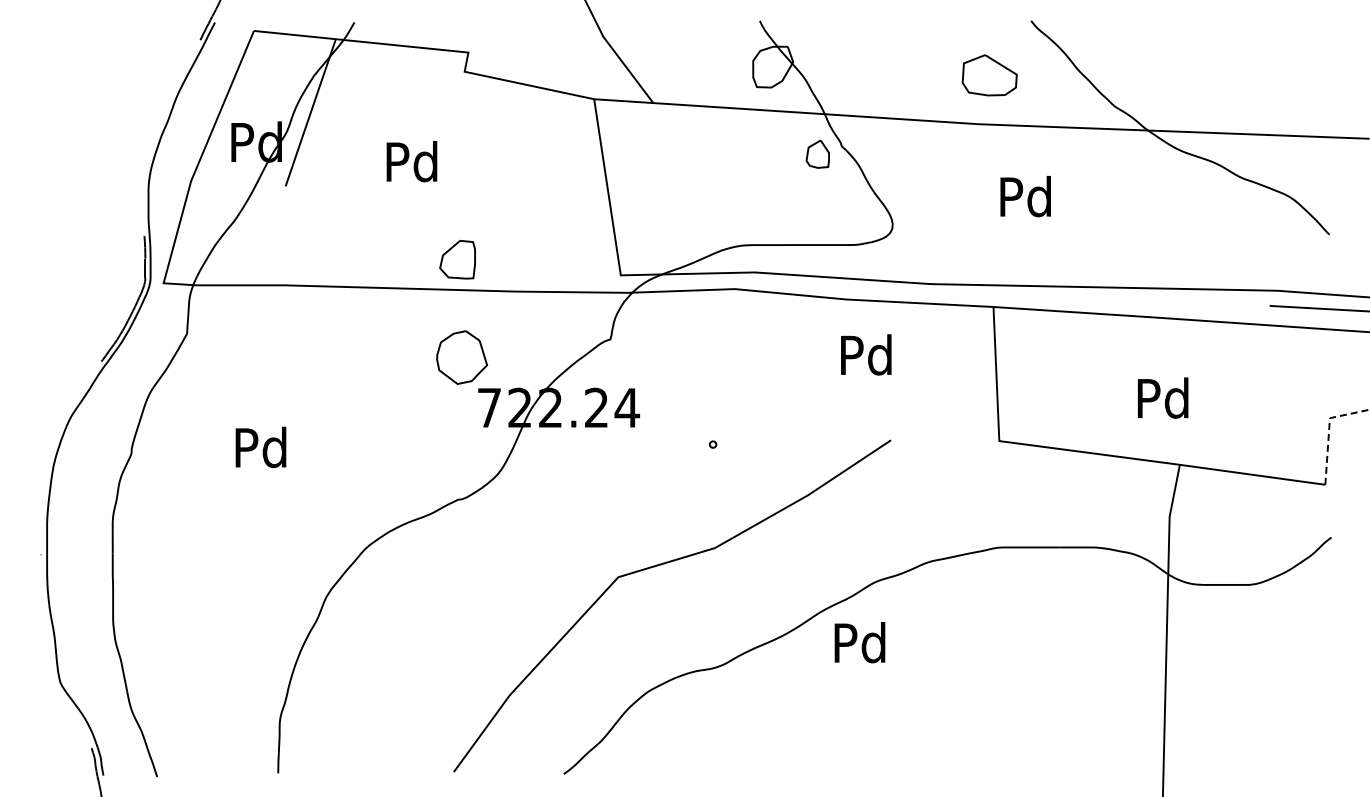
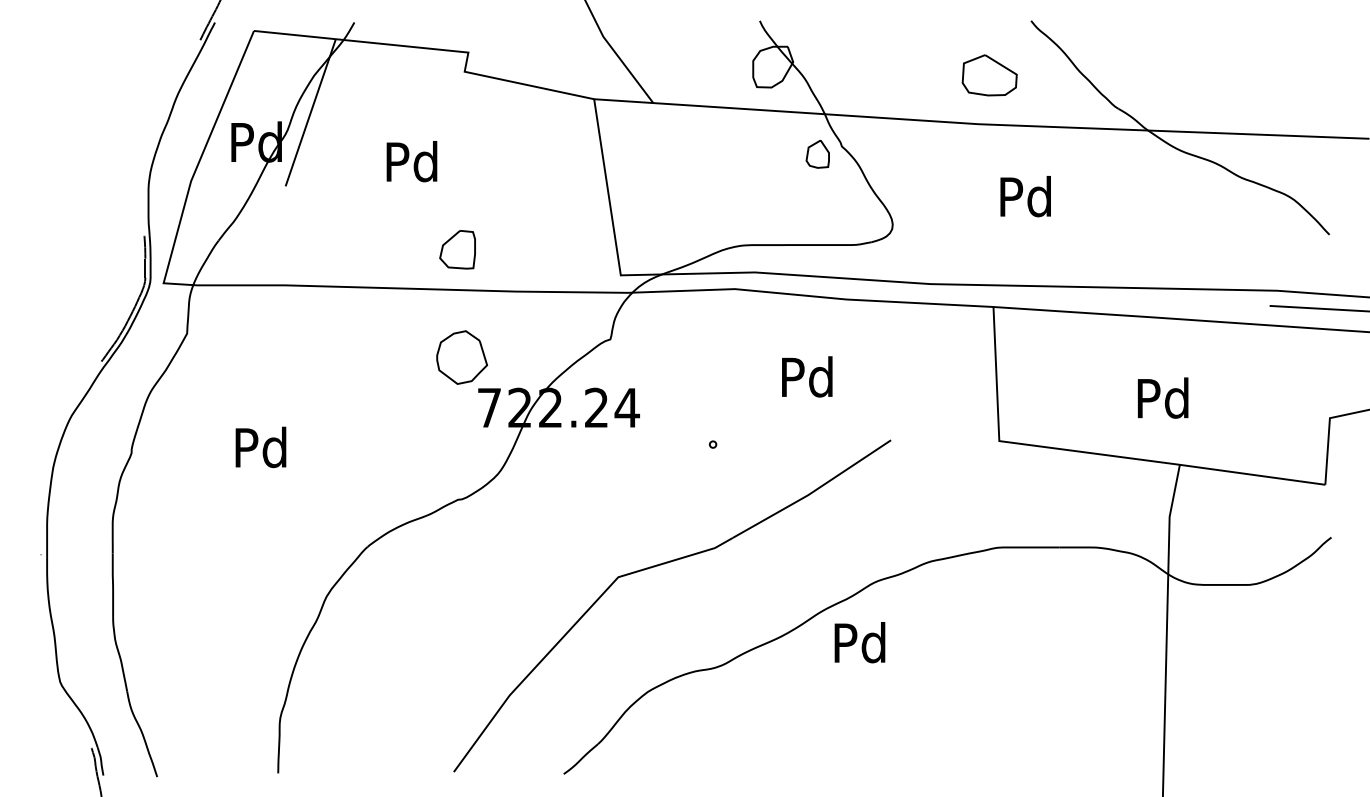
part position: (457, 259) -> (457, 249) (457, 249)
text position: (866, 354) -> (807, 376) (807, 376)
line: dashed -> solid (1329, 430)
